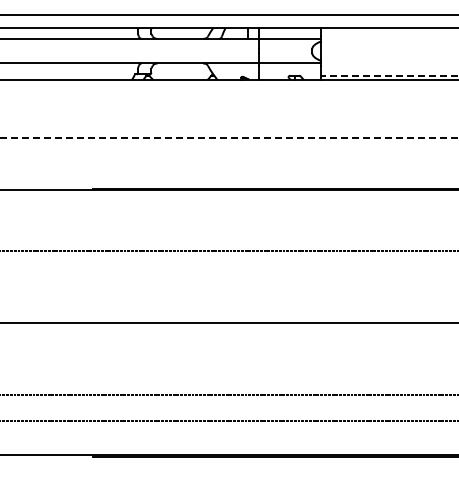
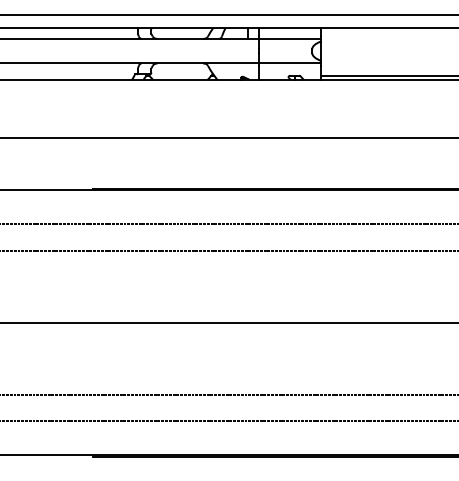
line: dashed -> solid (389, 75)
line: dashed -> solid (229, 138)
line: none -> present (228, 224)
